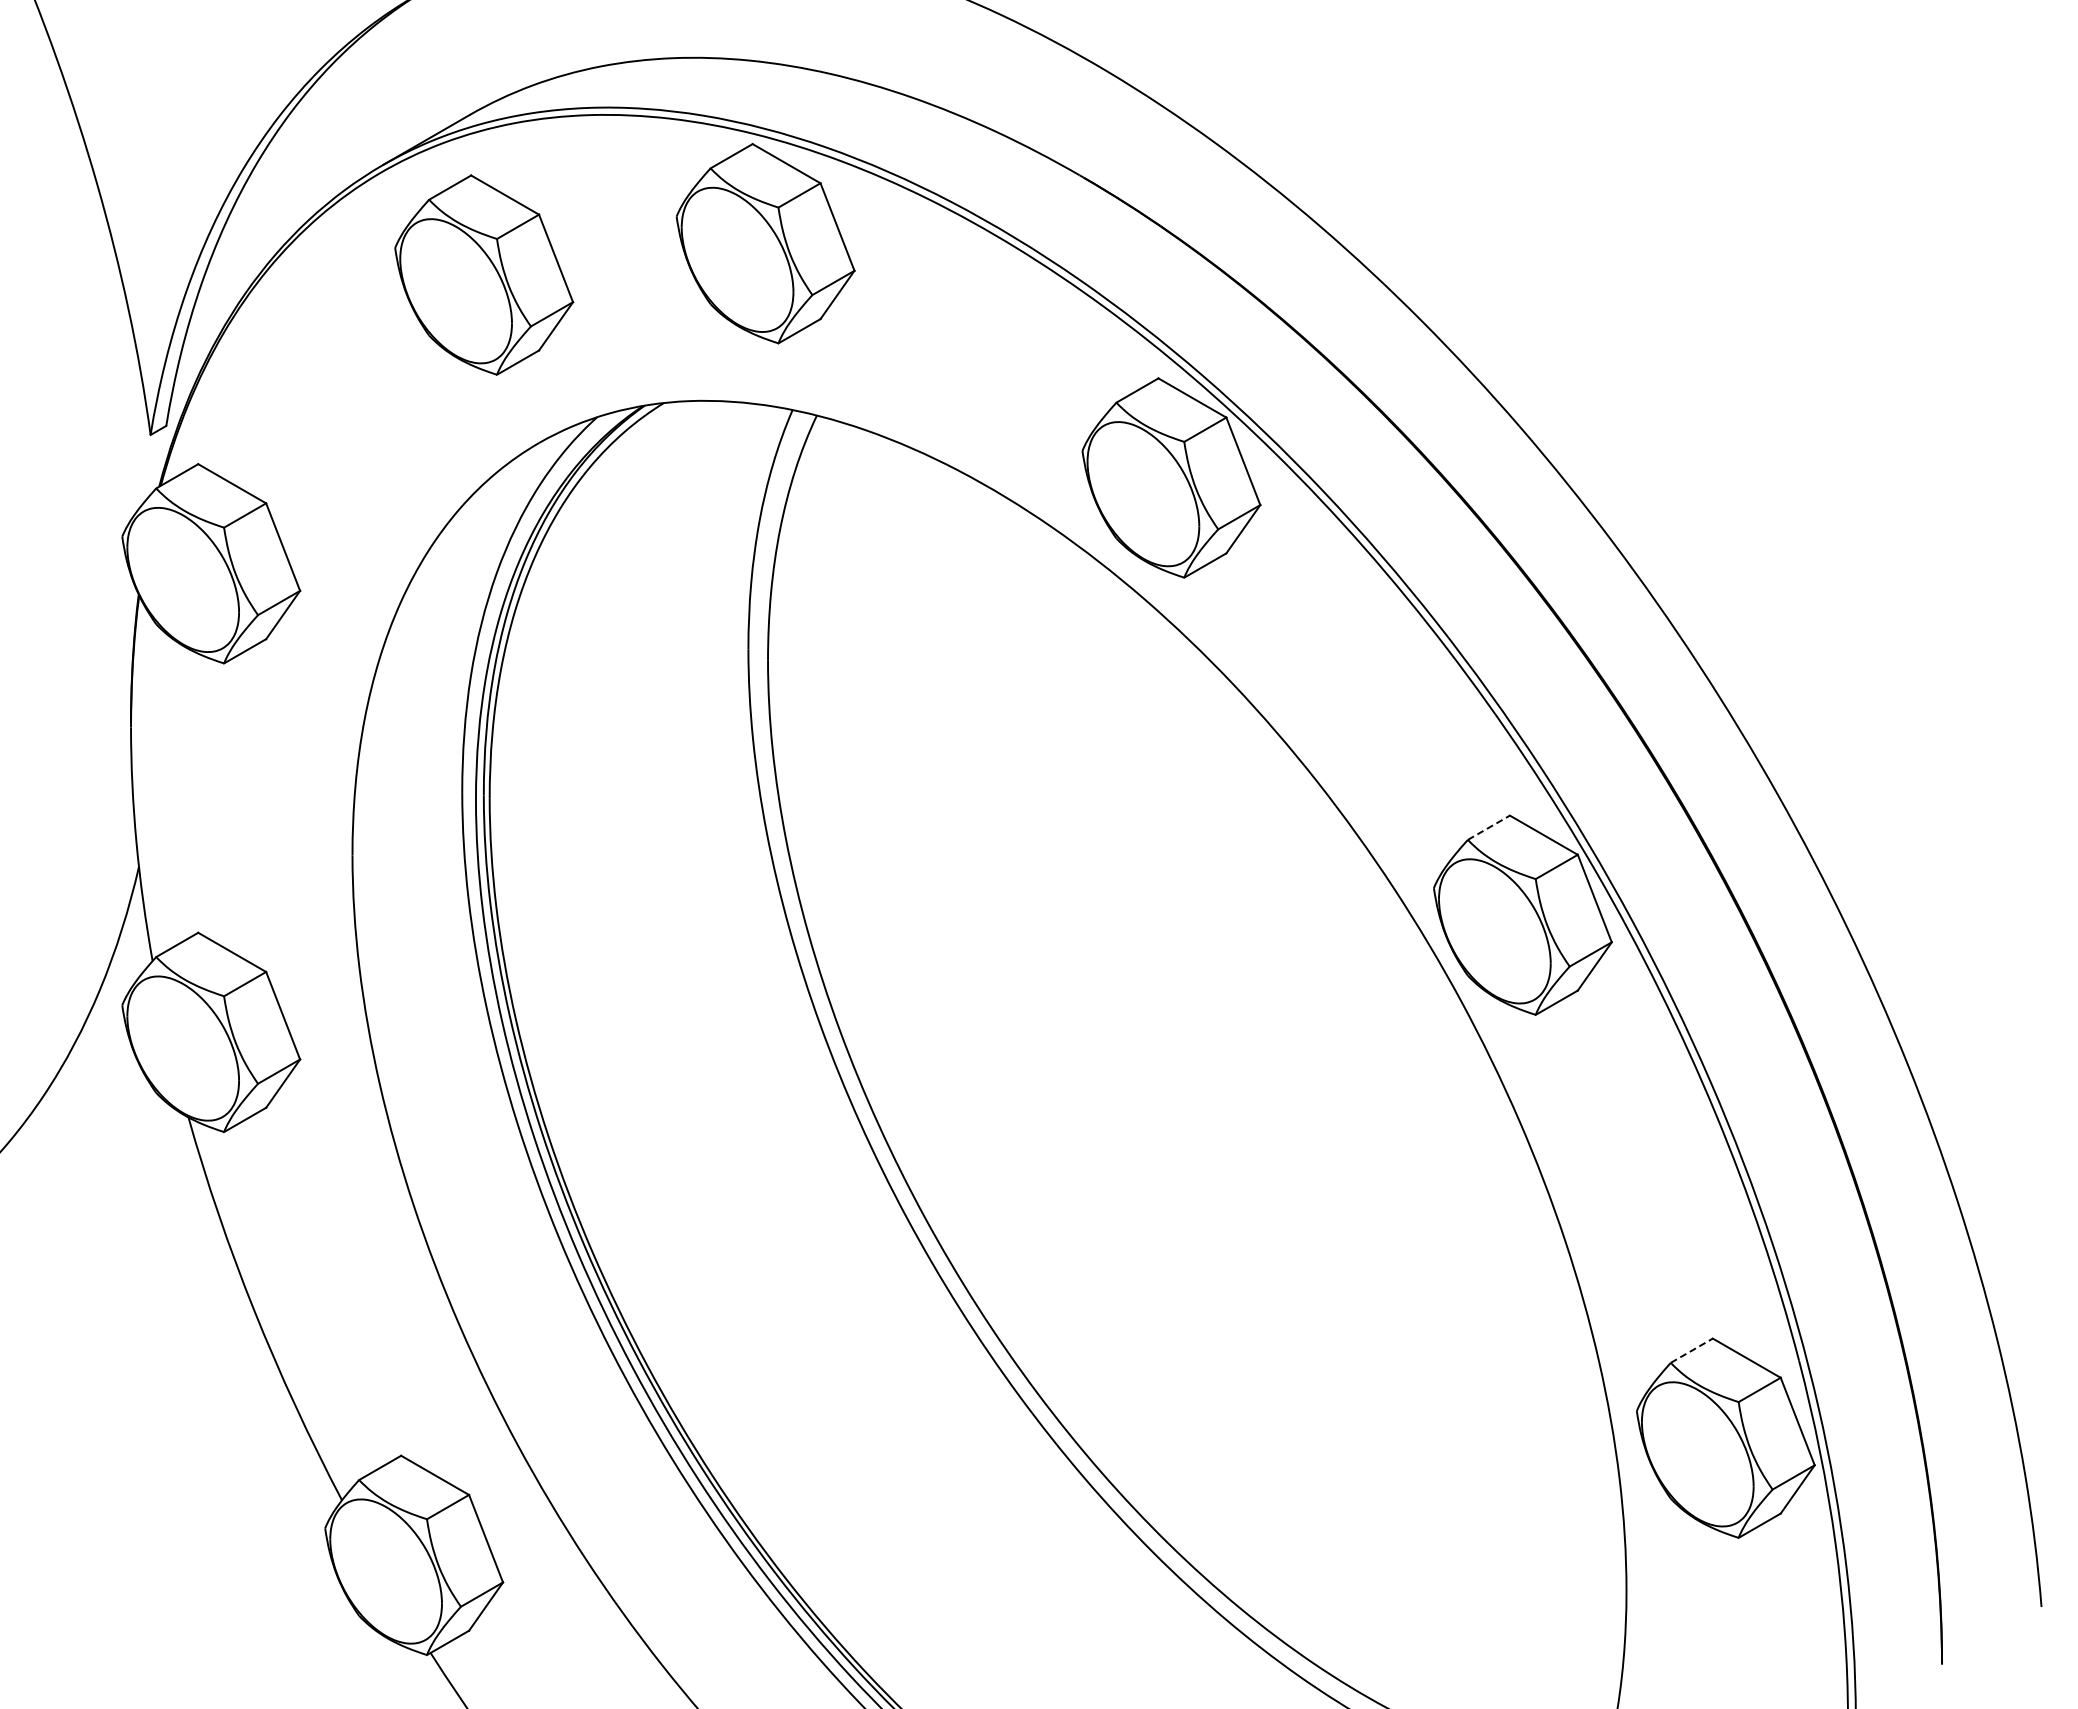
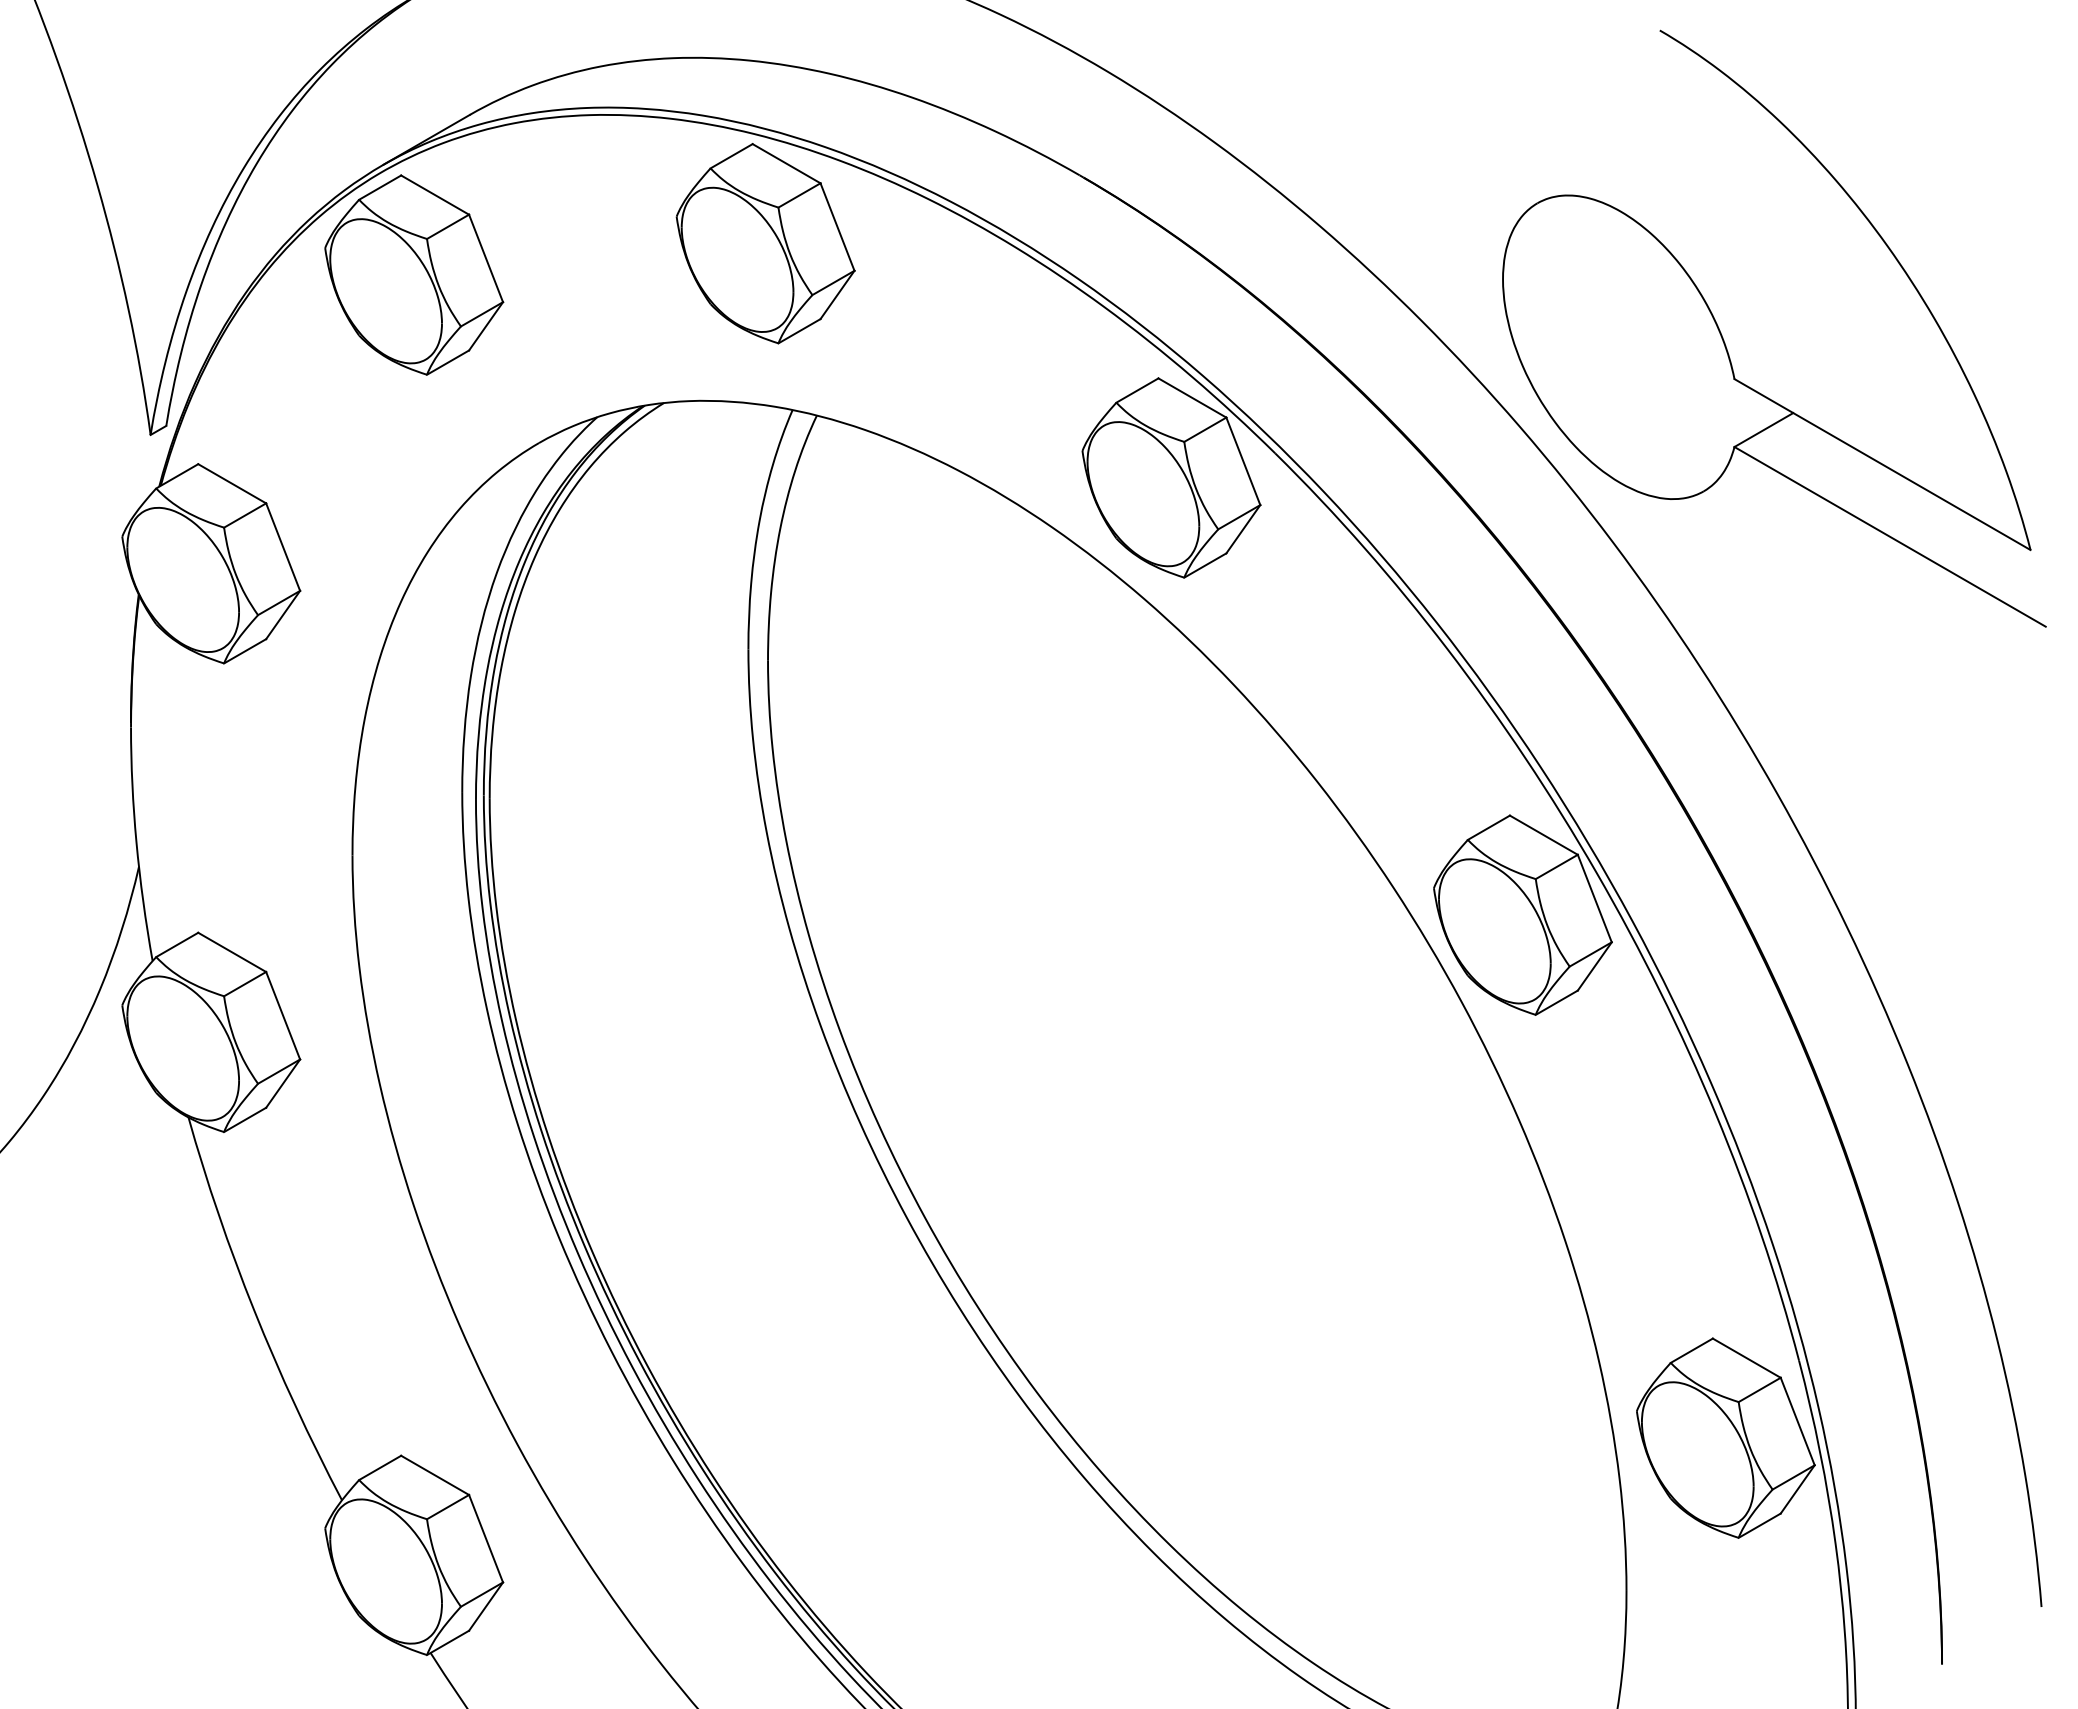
part position: (484, 274) -> (414, 274) (414, 274)
part: none -> present (1726, 345)
line: dashed -> solid (1489, 827)
line: dashed -> solid (1692, 1350)
